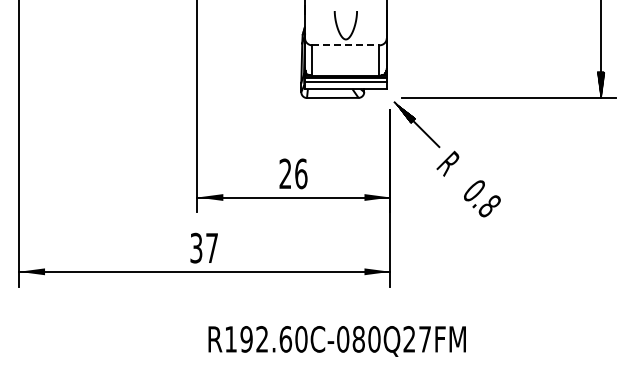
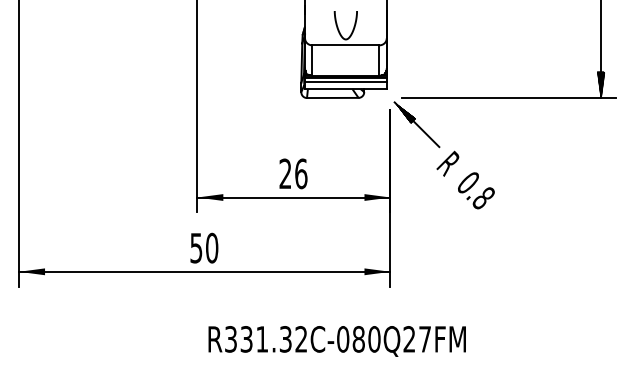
line: dashed -> solid (346, 45)
text position: (482, 198) -> (476, 190) (476, 190)
text: 37 -> 50 (204, 247)
text: R192.60C-080Q27FM -> R331.32C-080Q27FM (266, 339)
